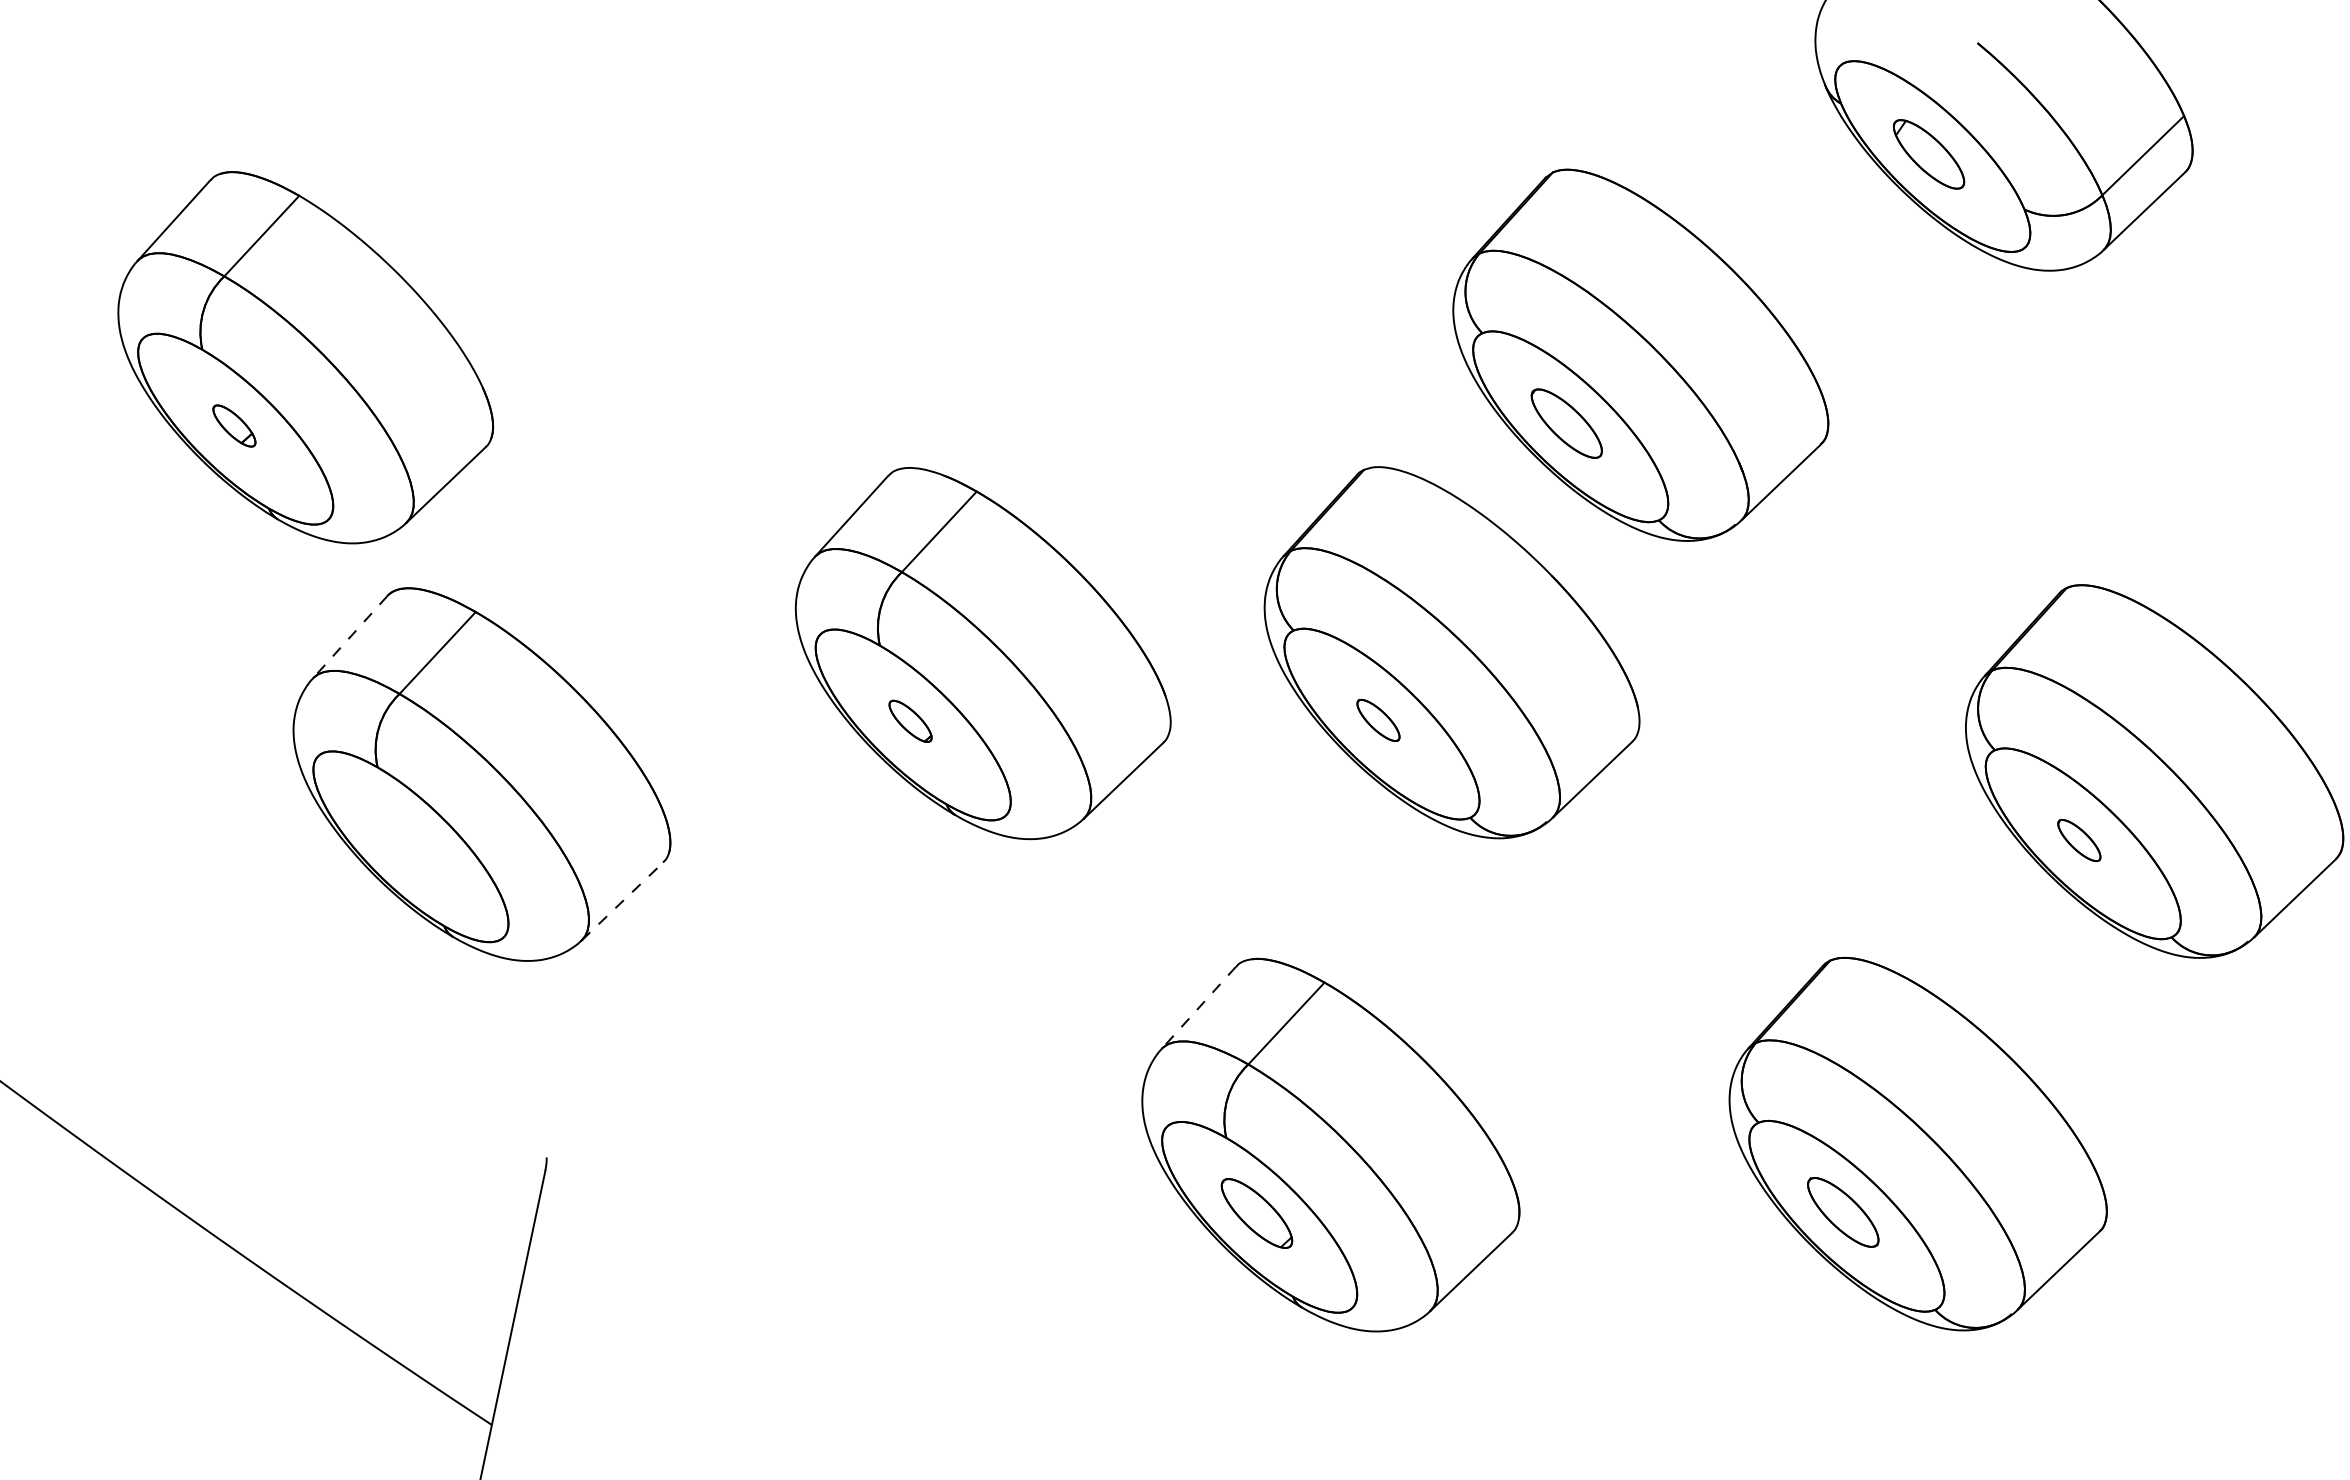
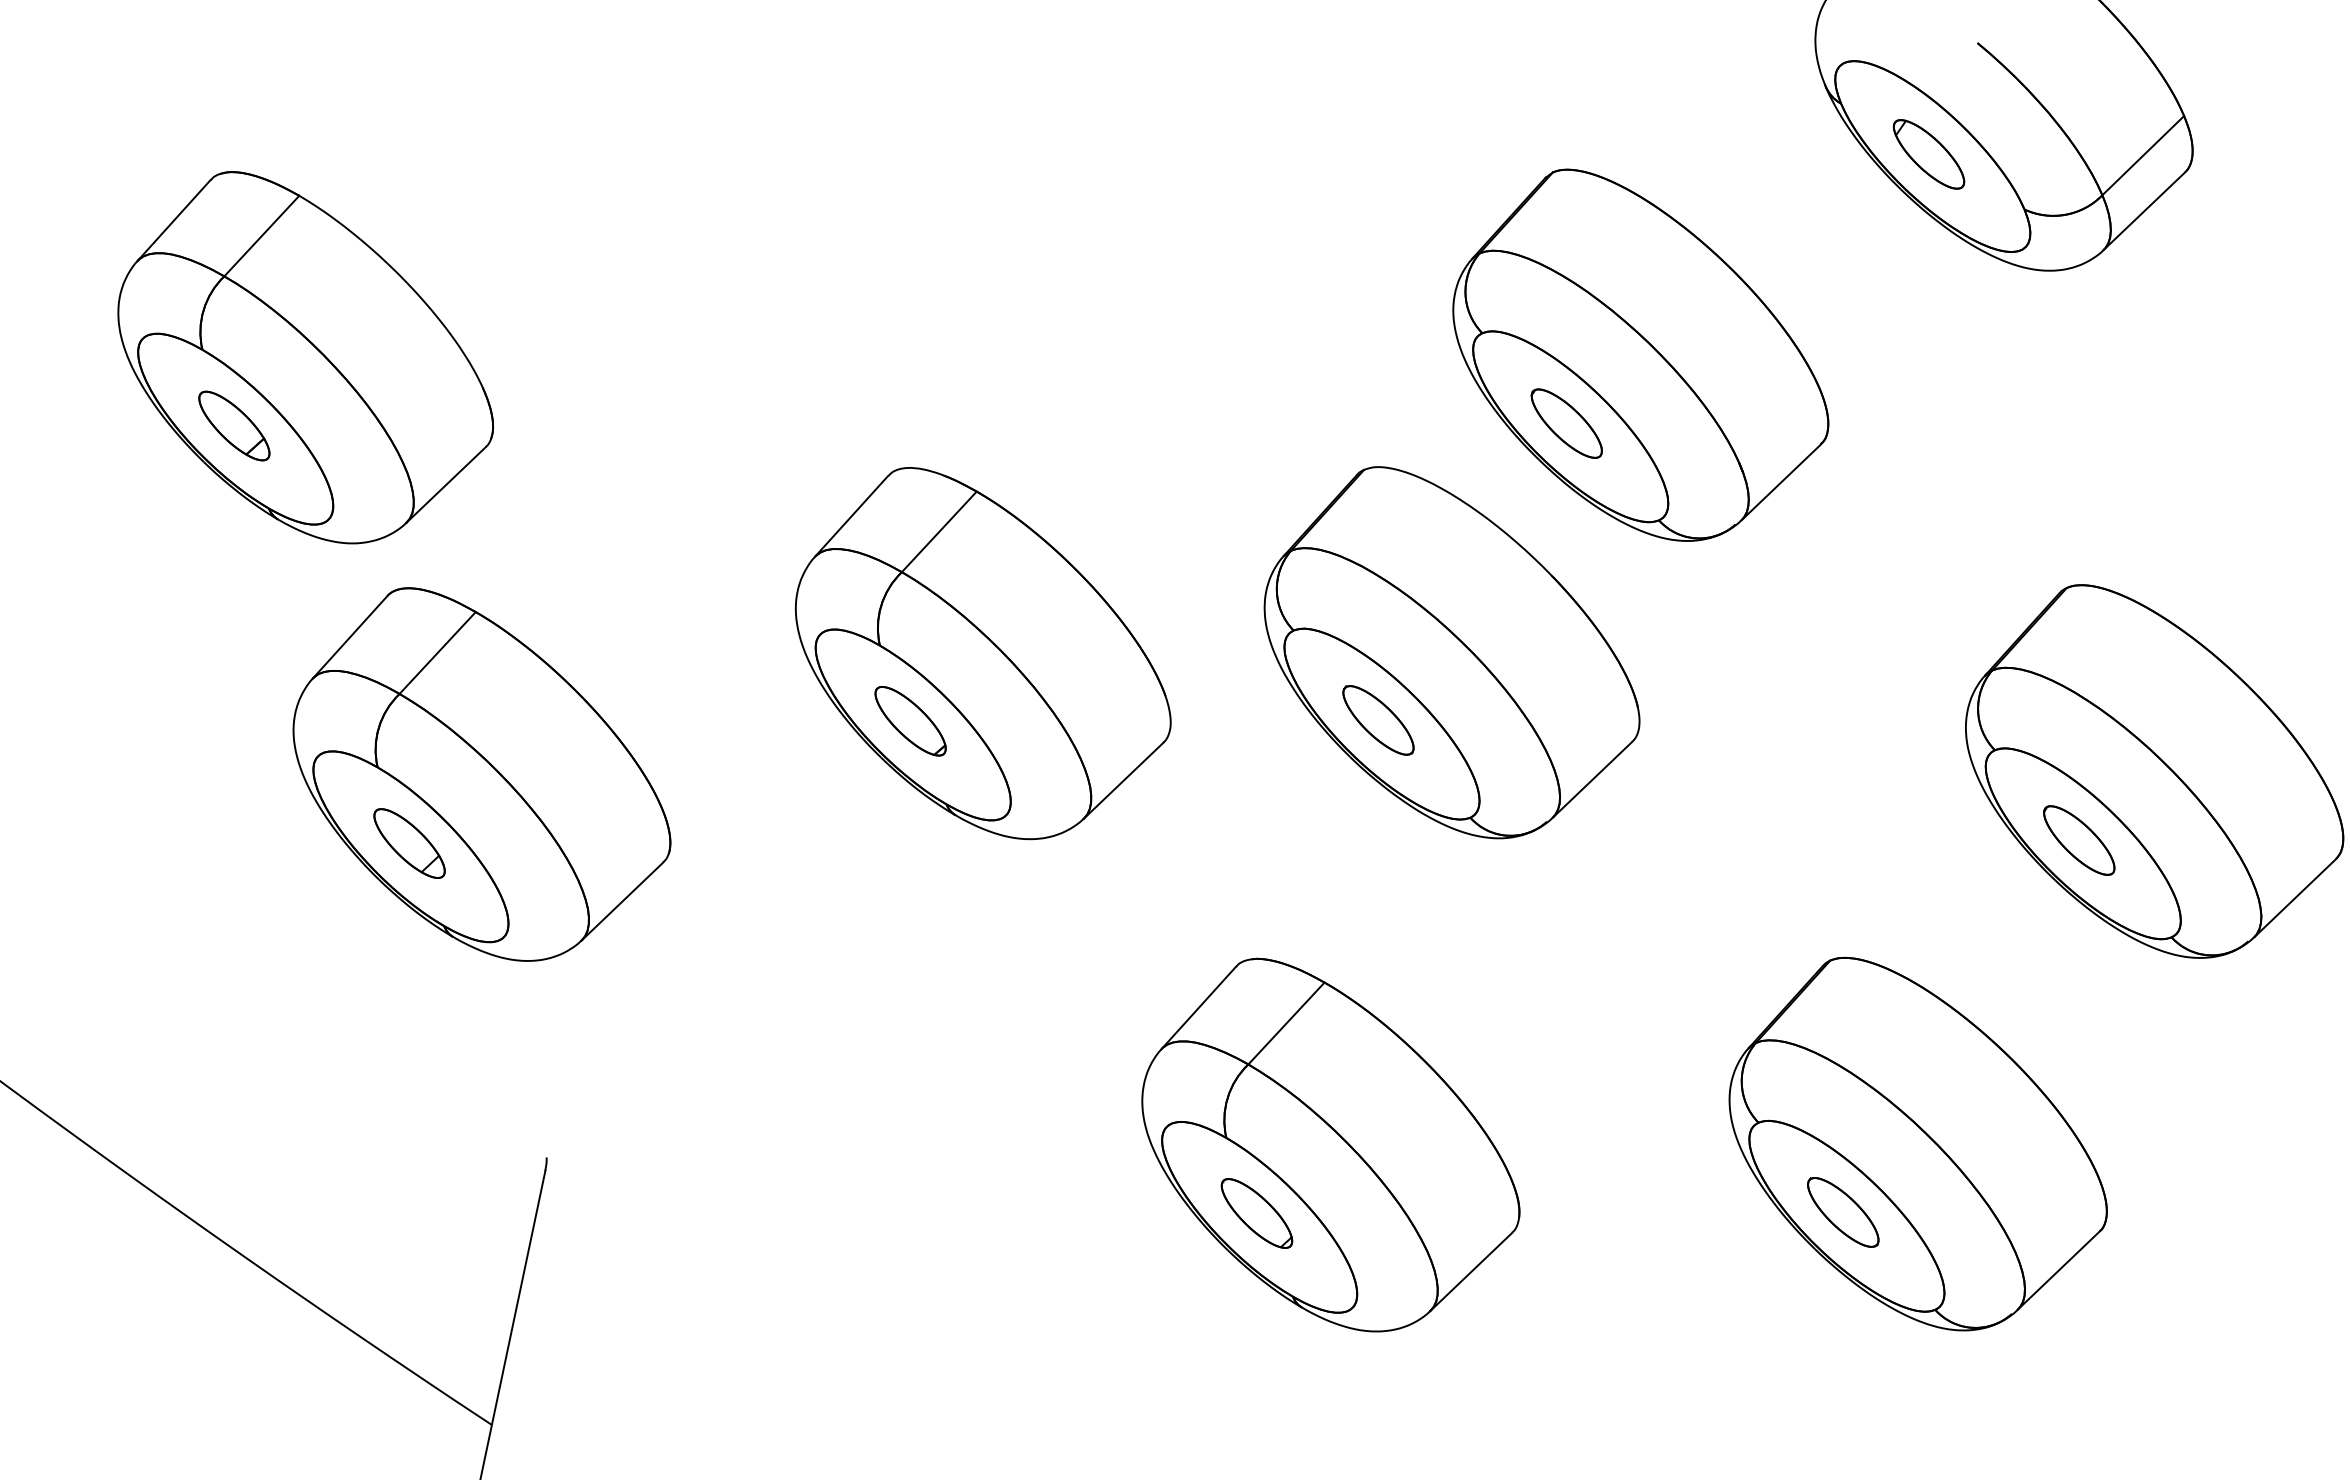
part size: 45x44 px -> 73x72 px (234, 425)
line: dashed -> solid (350, 637)
part size: 45x44 px -> 73x71 px (1378, 720)
part size: 45x44 px -> 73x71 px (910, 721)
part size: 45x44 px -> 73x71 px (2079, 840)
part: none -> present (409, 843)
line: dashed -> solid (622, 901)
line: dashed -> solid (1198, 1008)
